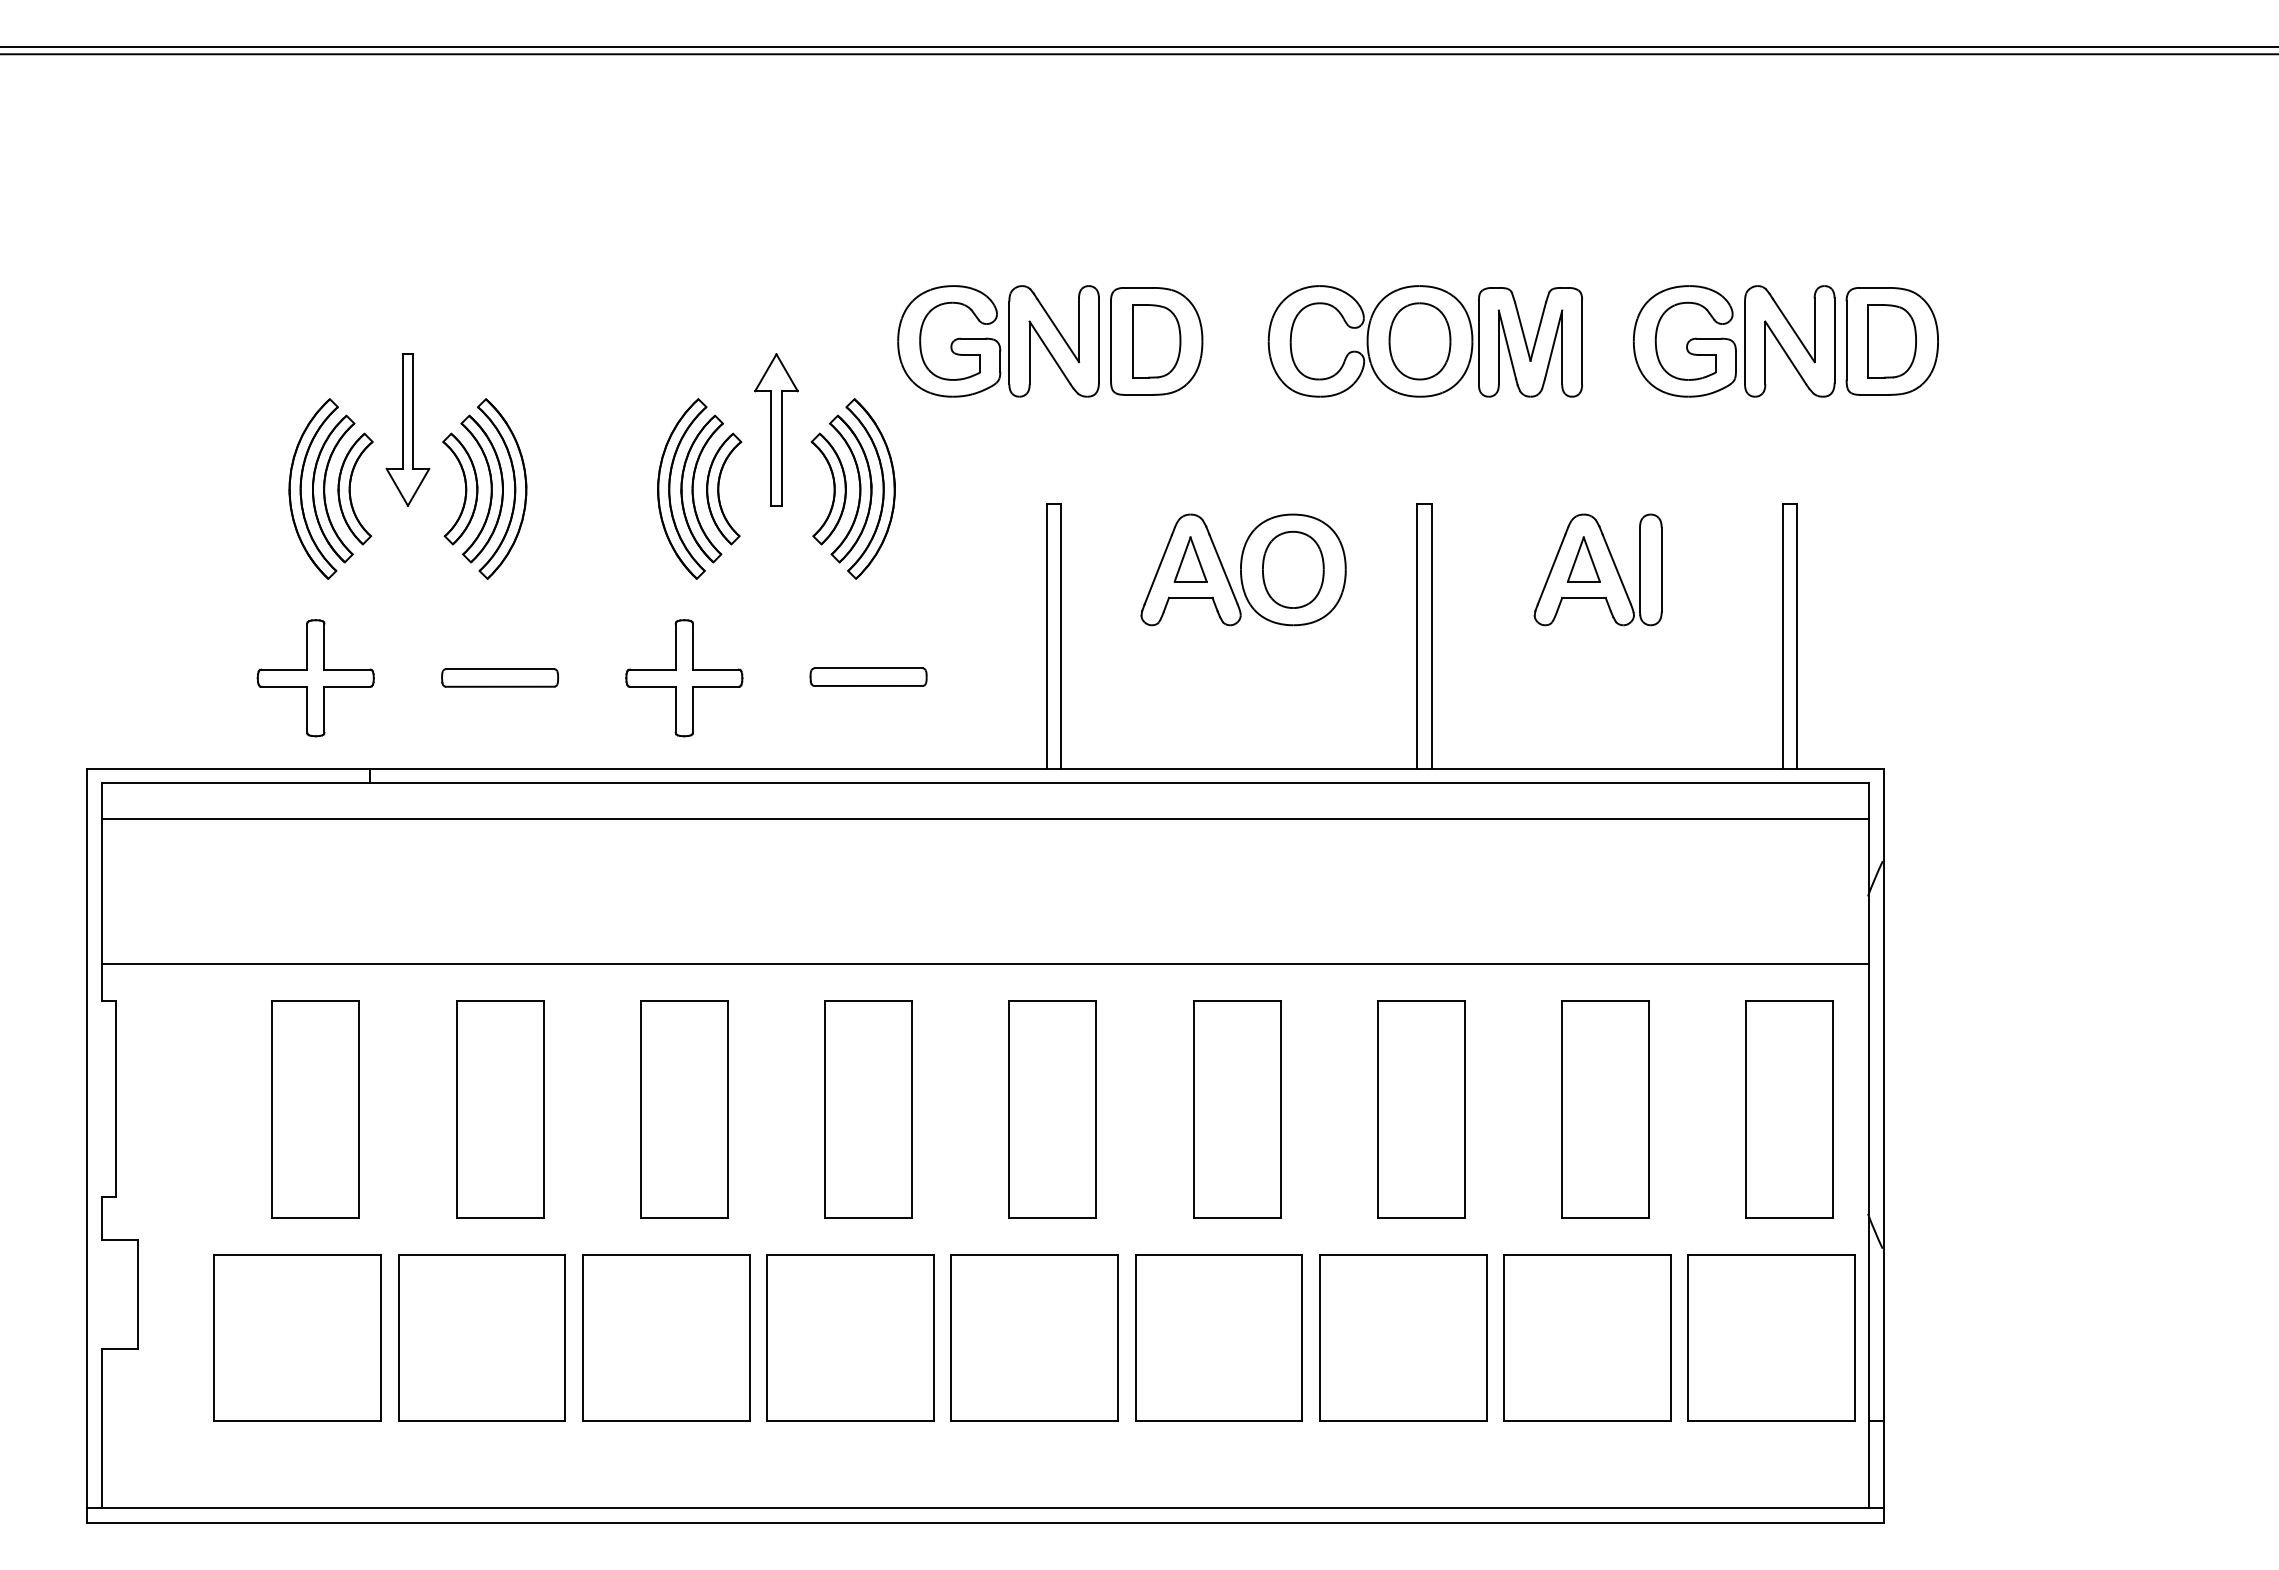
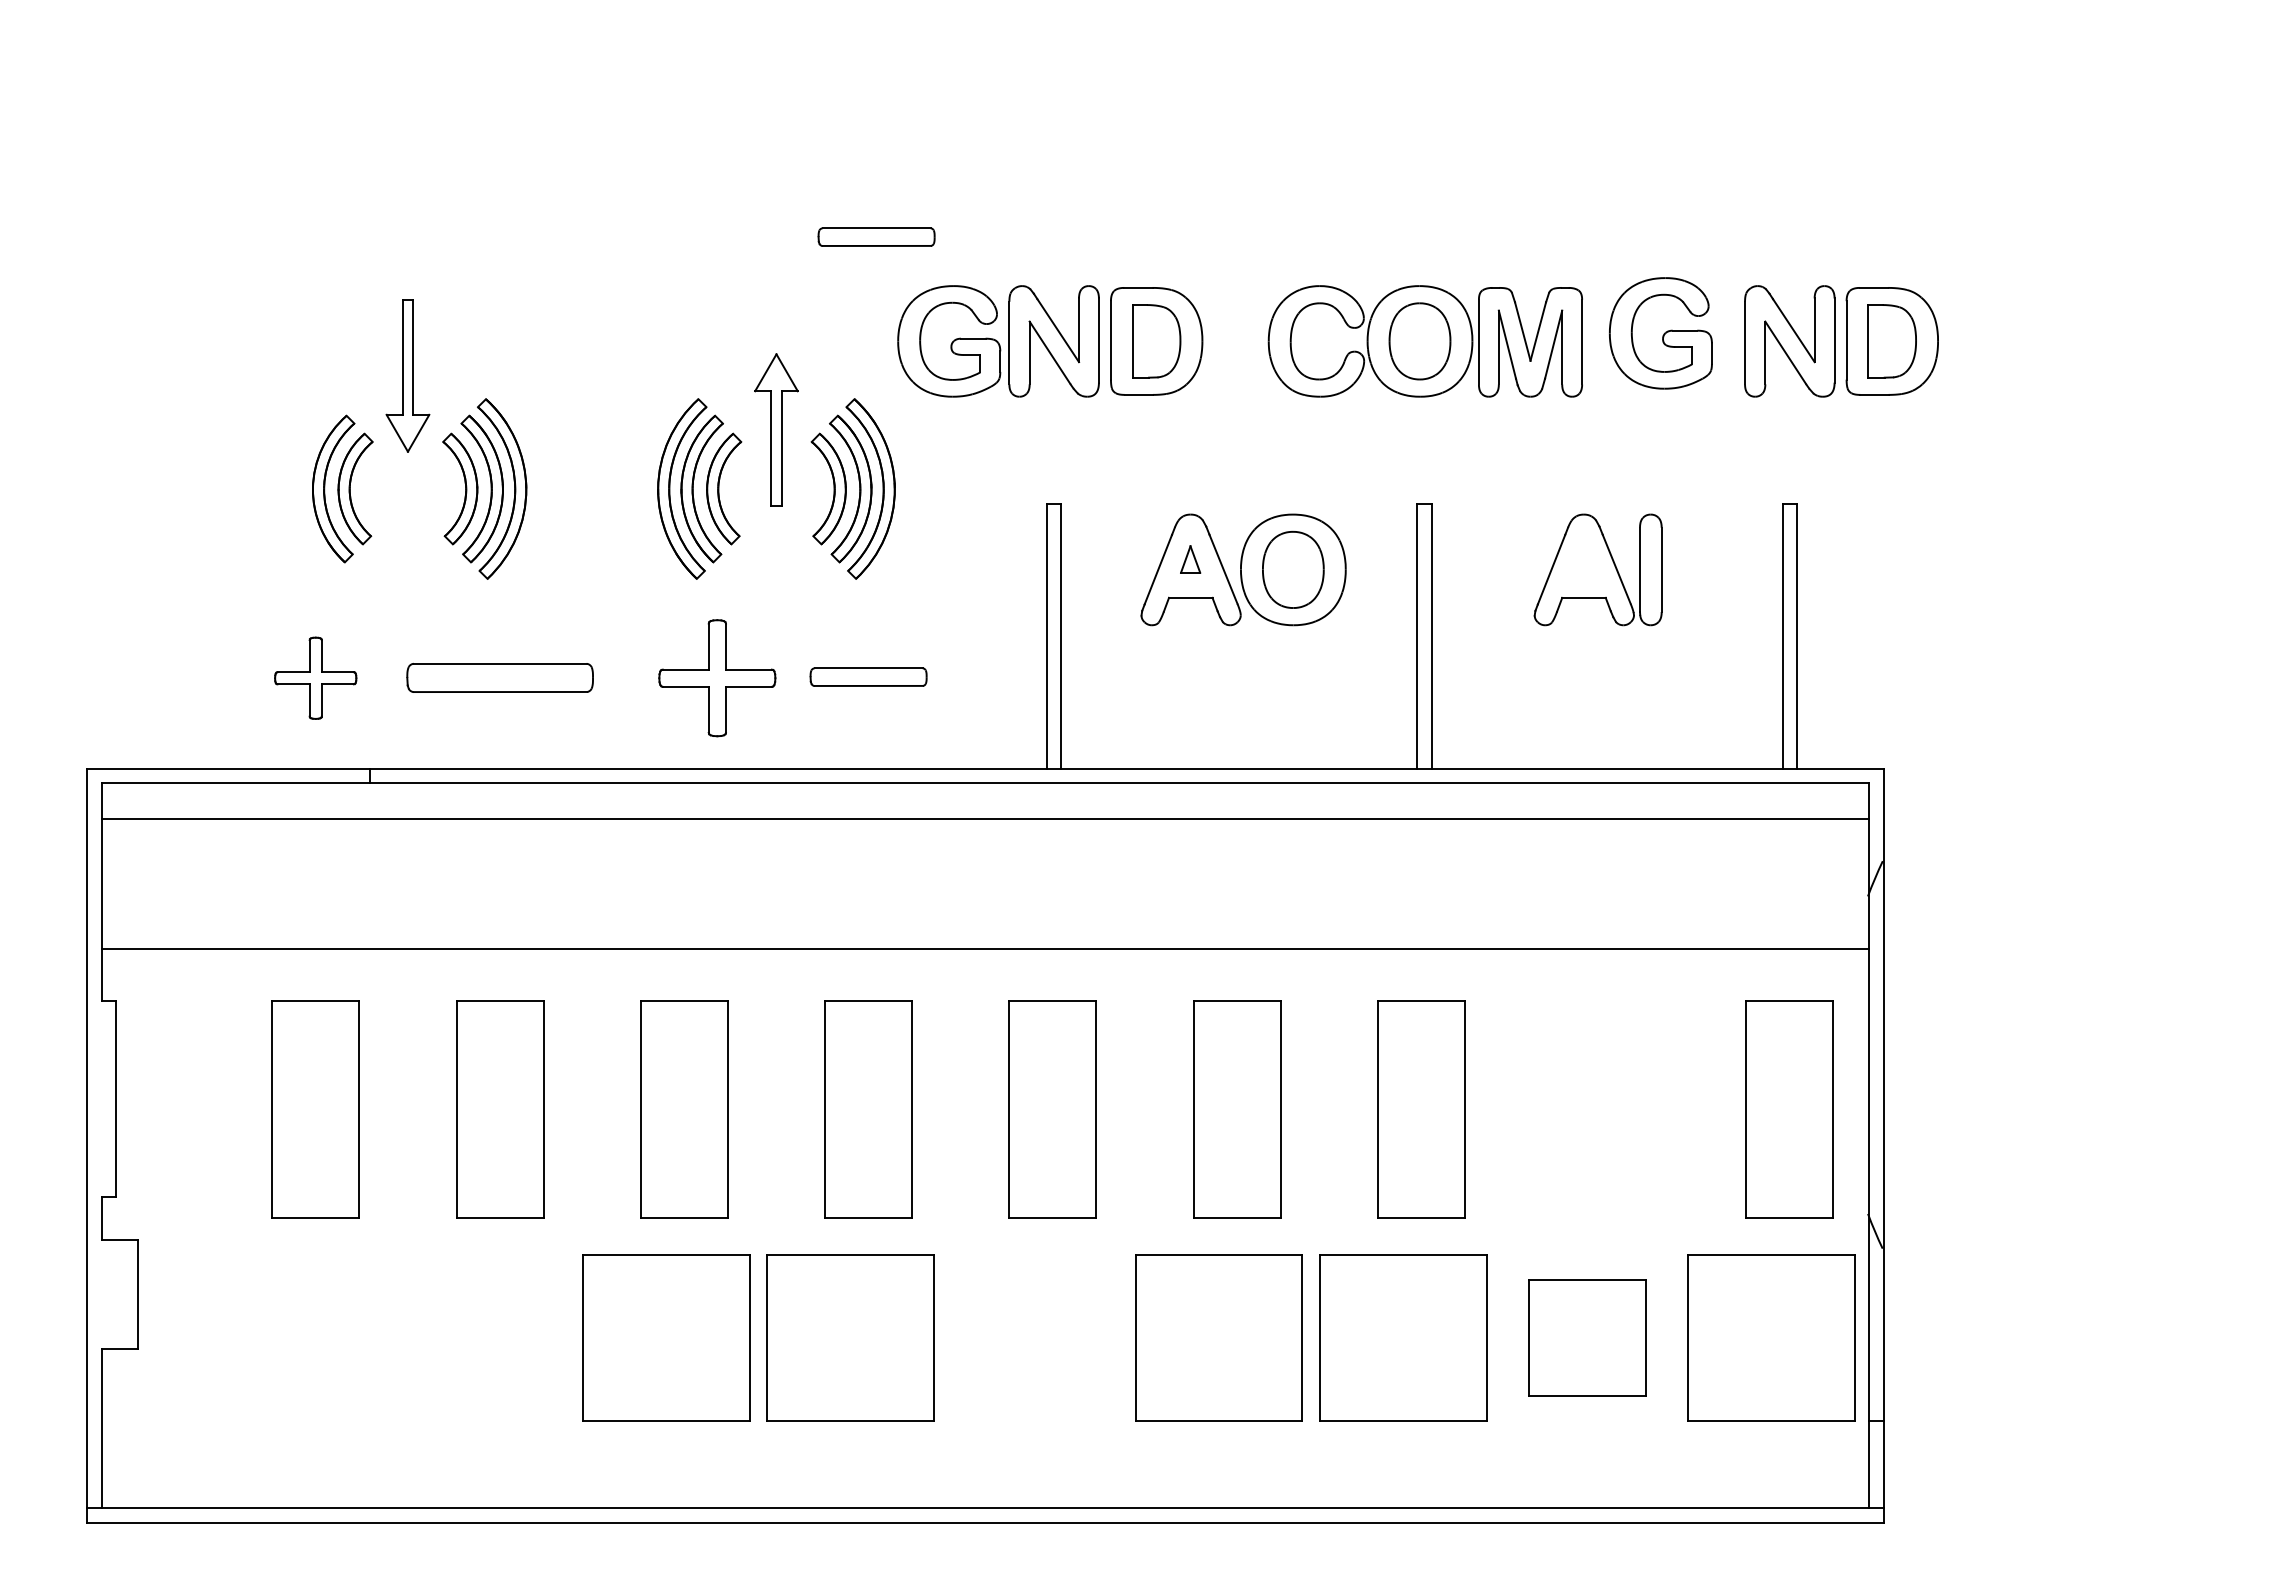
line: present -> none (1138, 47)
line: present -> none (1138, 54)
part: none -> present (876, 236)
part position: (1684, 341) -> (1660, 333) (1660, 333)
part position: (407, 429) -> (407, 375) (407, 375)
part: present -> none (301, 488)
part size: 35x47 px -> 22x29 px (1190, 559)
part: present -> none (1583, 559)
part size: 118x20 px -> 188x30 px (499, 677)
part size: 119x119 px -> 84x84 px (315, 677)
part position: (684, 678) -> (717, 678) (717, 678)
line position: (985, 964) -> (985, 949) (985, 949)
part: present -> none (1605, 1109)
part: present -> none (297, 1337)
part: present -> none (481, 1337)
part: present -> none (1034, 1337)
part size: 169x168 px -> 119x118 px (1587, 1337)
